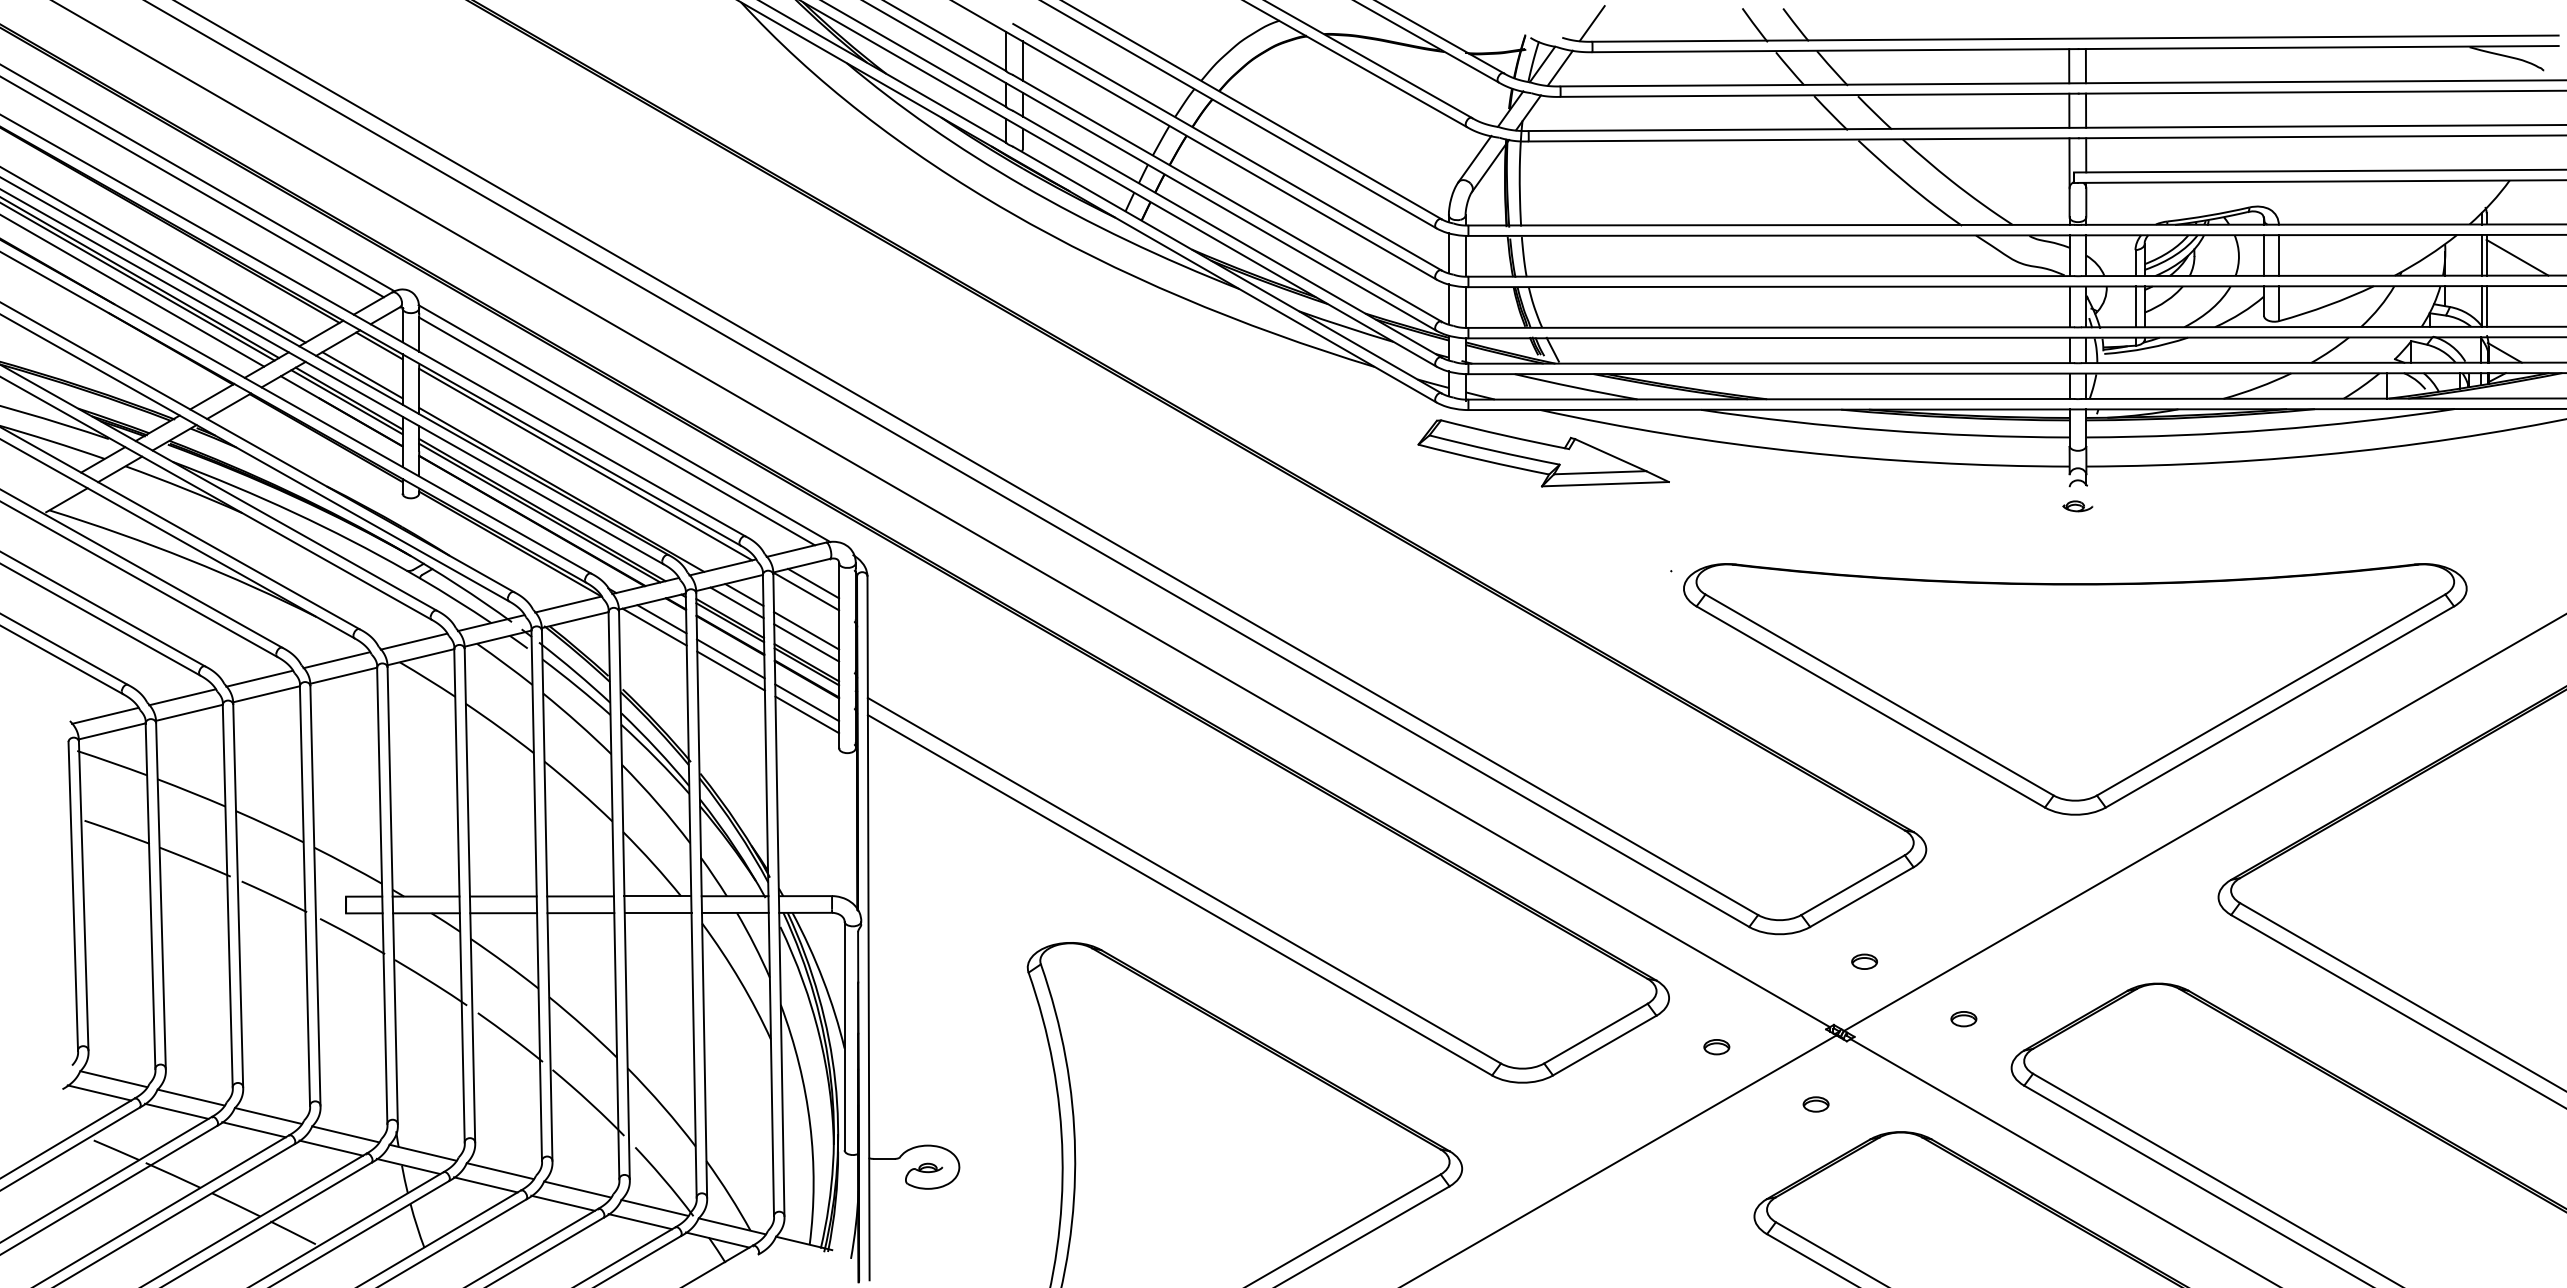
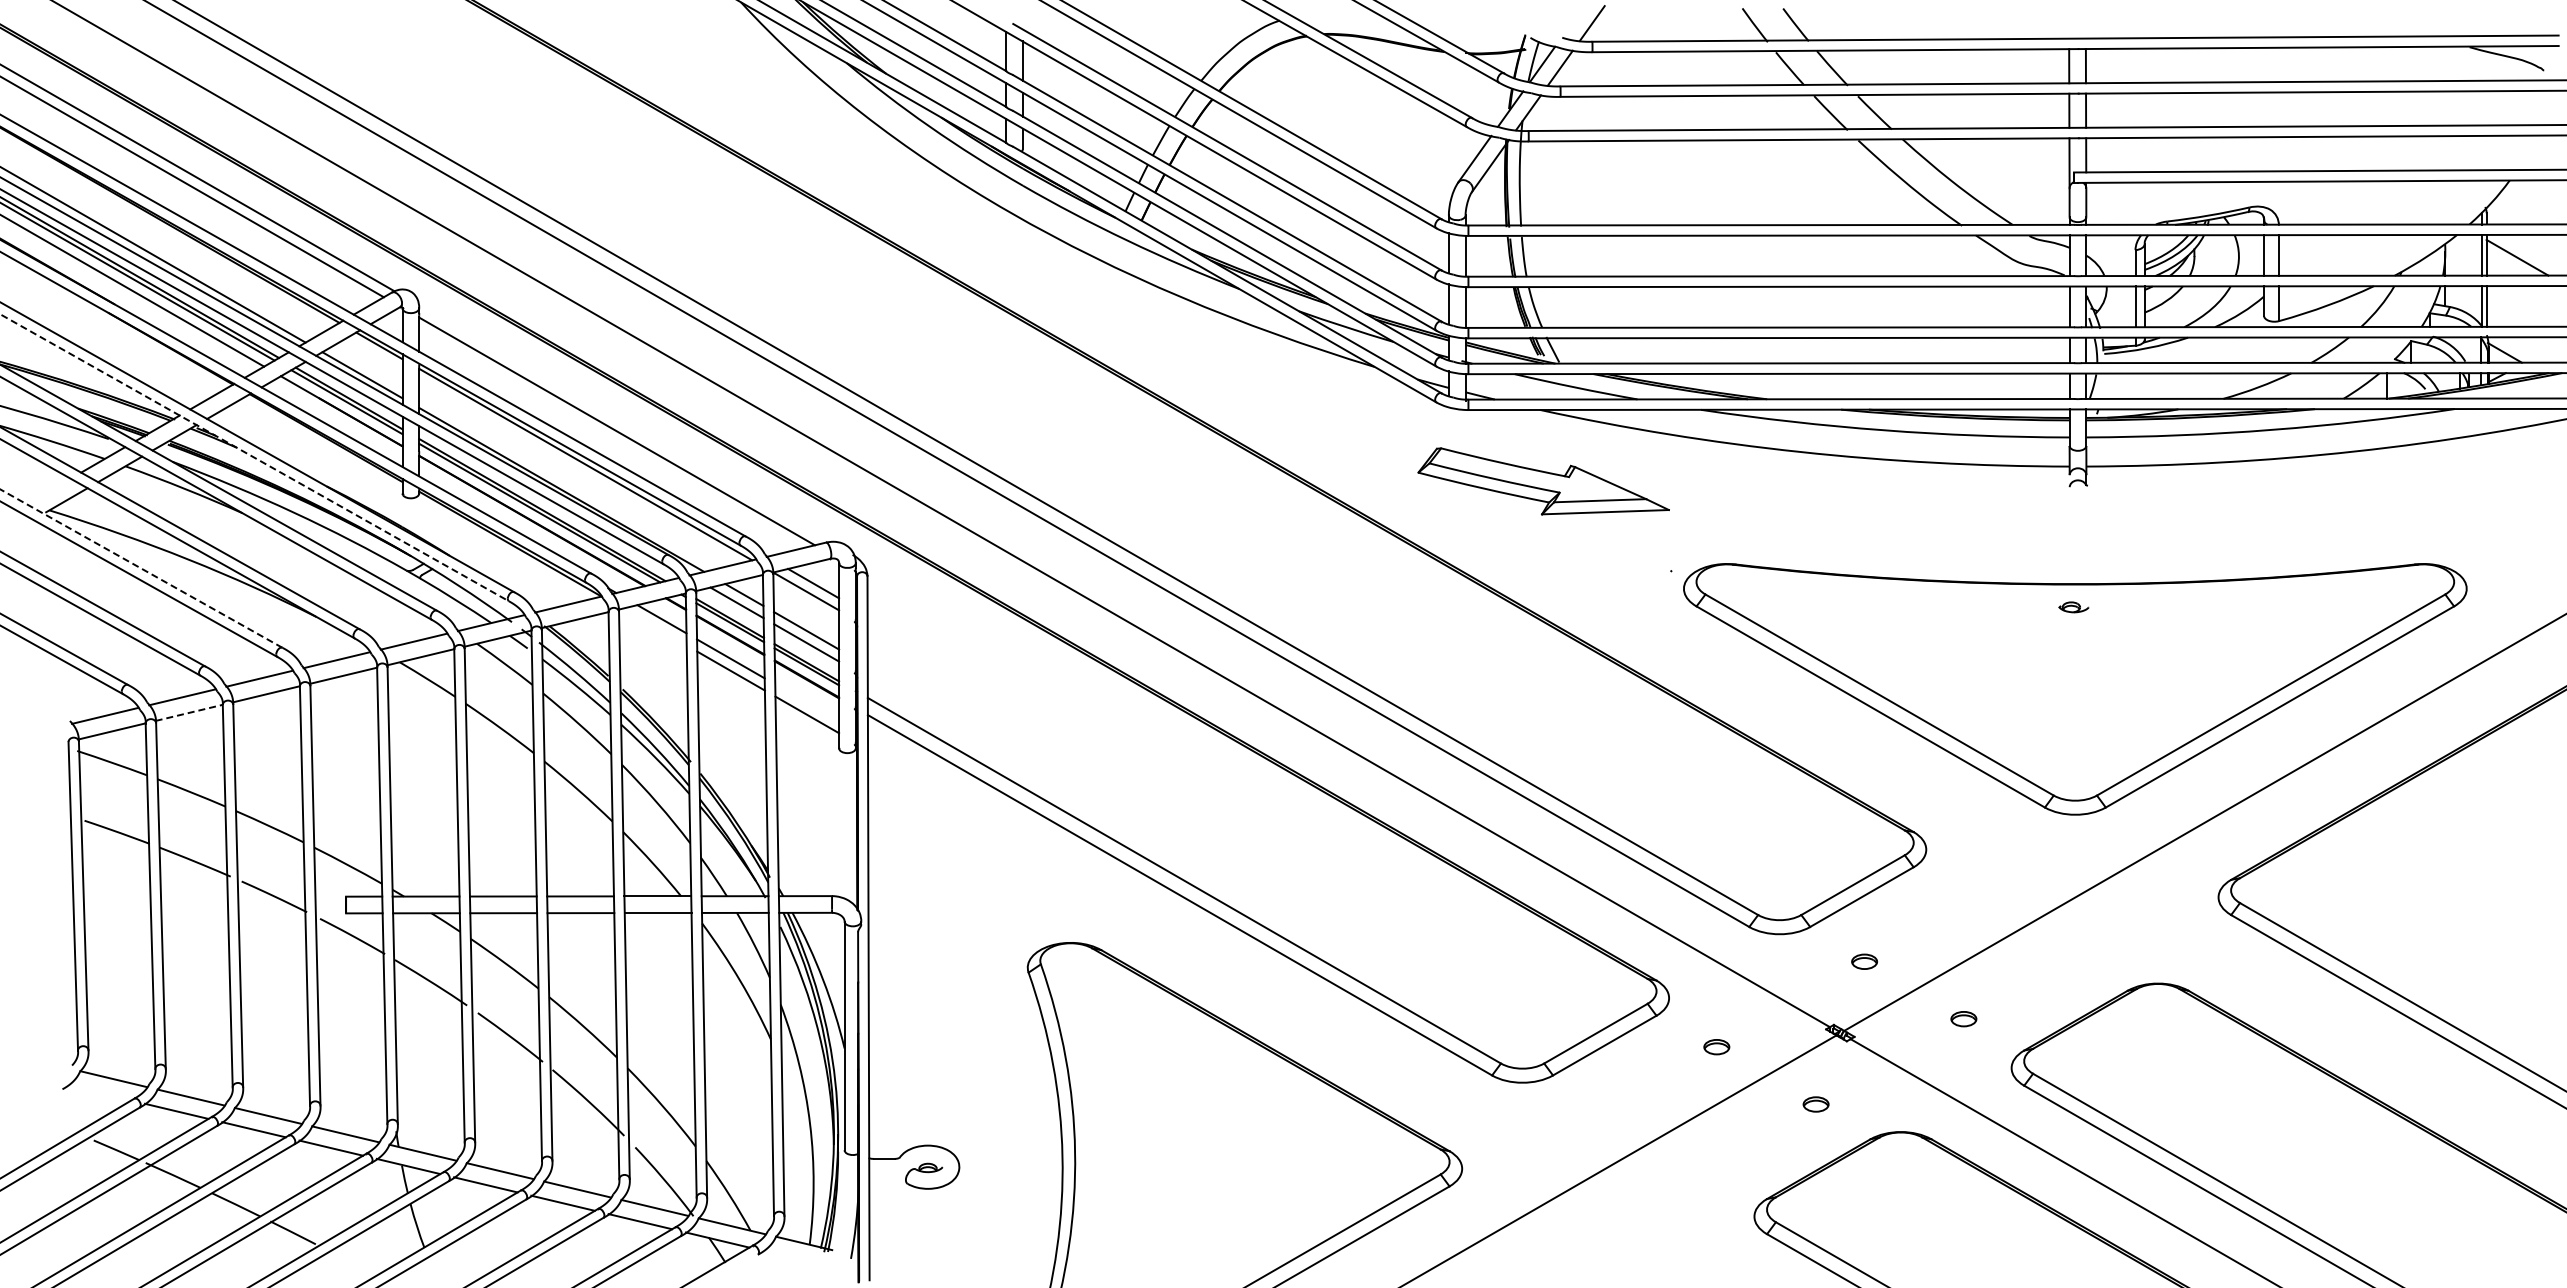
line: present -> none (624, 423)
part position: (1543, 453) -> (1543, 481) (1543, 481)
line: solid -> dashed (254, 457)
part position: (2077, 506) -> (2073, 607) (2073, 607)
line: solid -> dashed (141, 568)
line: present -> none (654, 626)
line: present -> none (807, 702)
line: solid -> dashed (189, 712)
line: present -> none (99, 1092)
